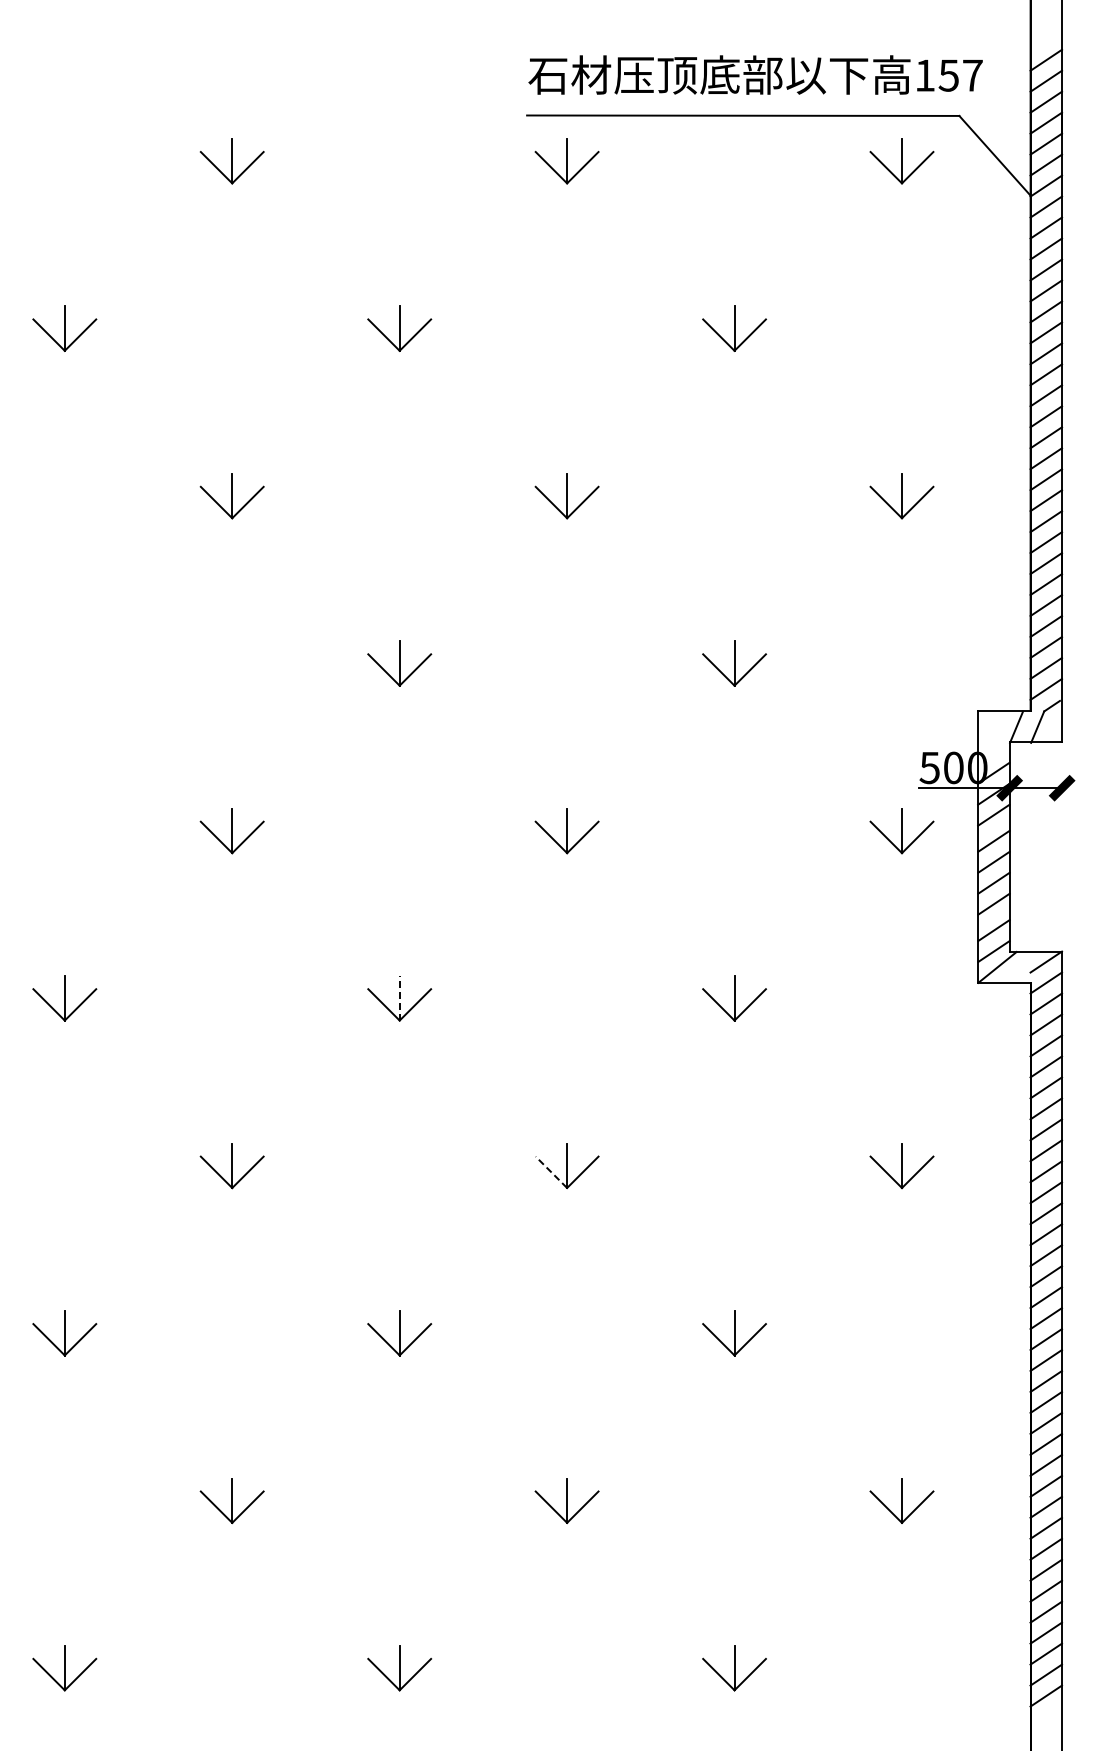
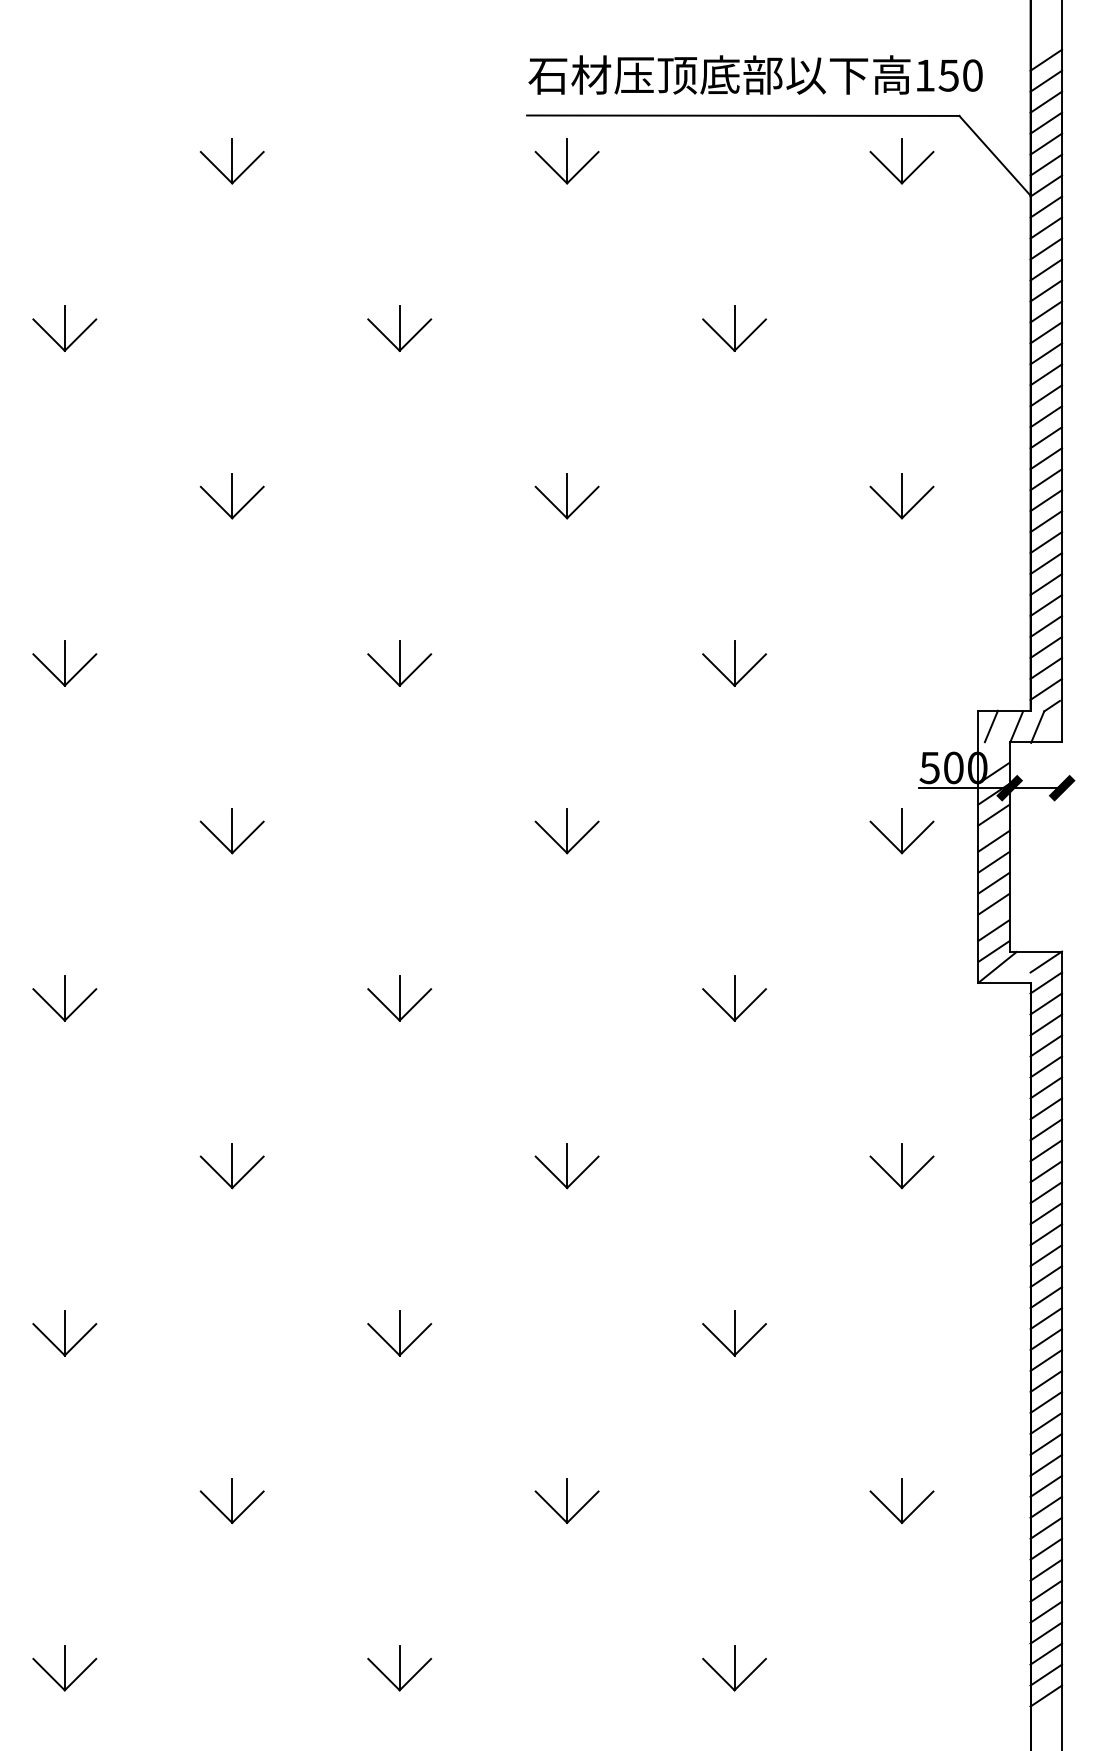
text: 157 -> 150 (972, 75)
part: none -> present (64, 663)
line: none -> present (990, 726)
line: dashed -> solid (399, 997)
line: dashed -> solid (551, 1171)
